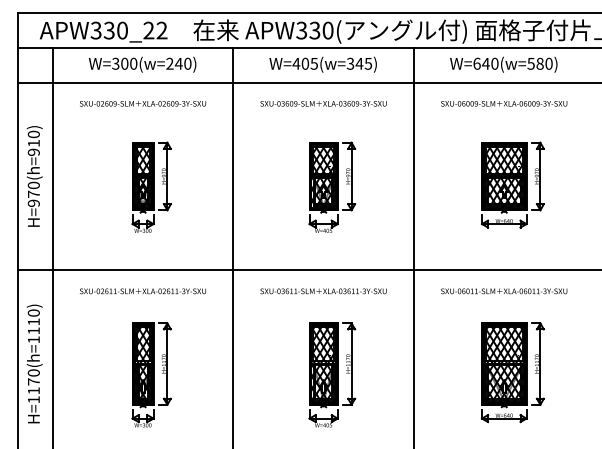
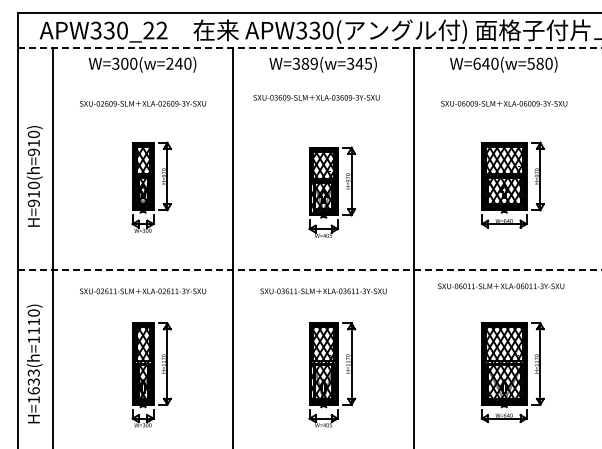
line: solid -> dashed (309, 48)
text: W=405(w=345) -> W=389(w=345) (304, 63)
line: present -> none (308, 82)
text position: (323, 103) -> (316, 97) (316, 97)
part position: (332, 186) -> (332, 191) (332, 191)
text: H=970(h=910) -> H=910(h=910) (33, 193)
line: solid -> dashed (309, 270)
text position: (504, 291) -> (501, 286) (501, 286)
text: H=1170(h=1110) -> H=1633(h=1110) (33, 381)
